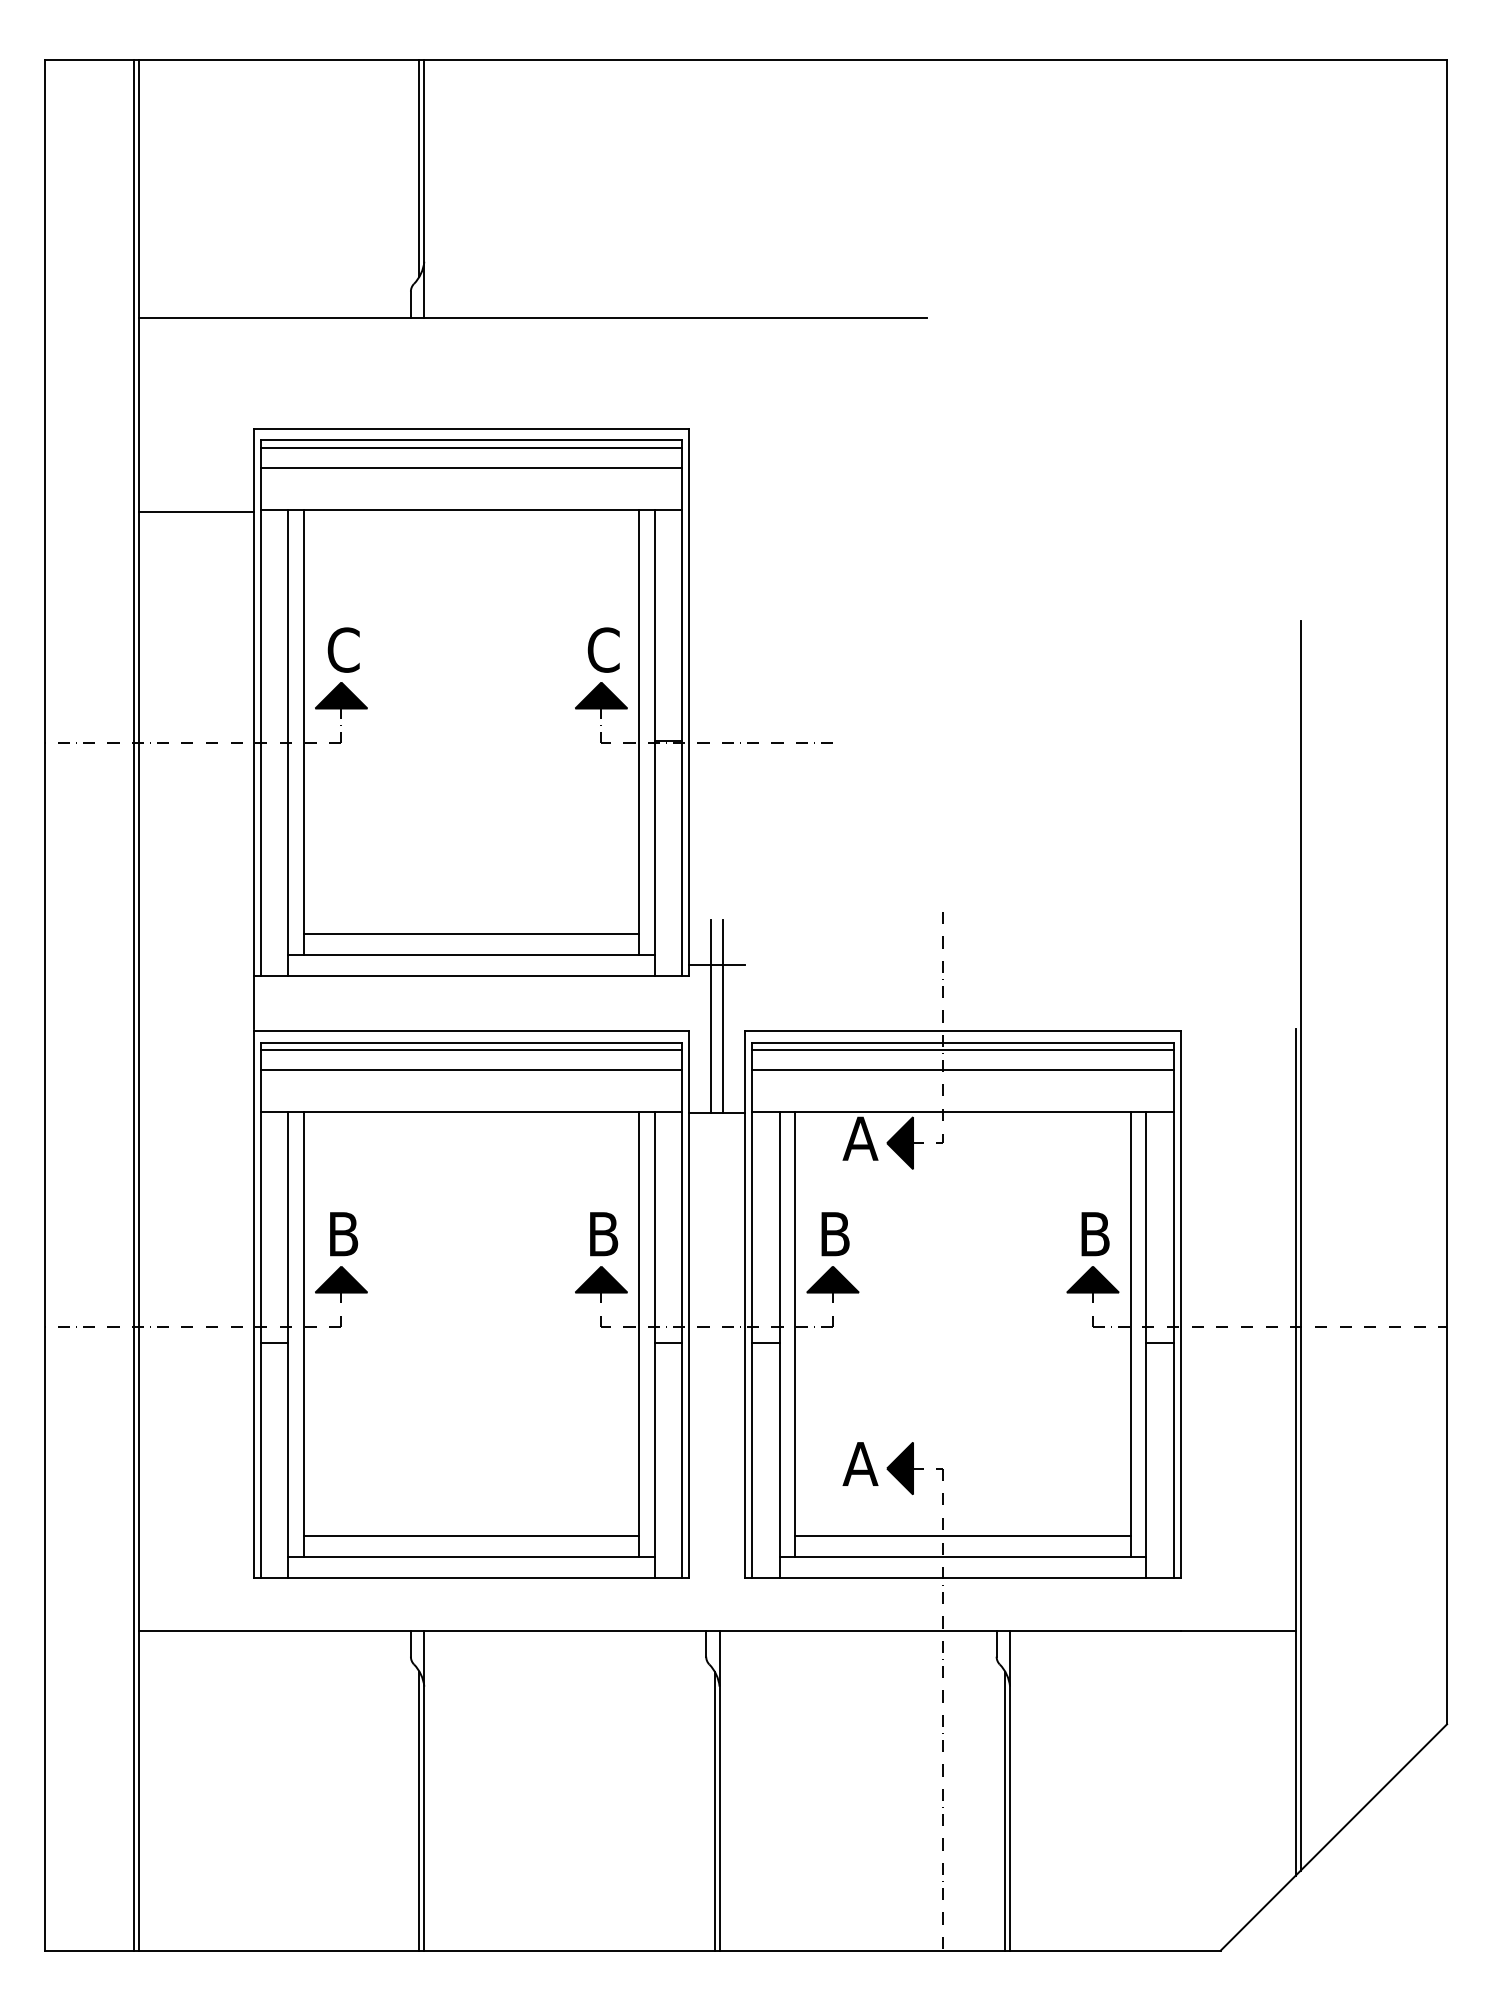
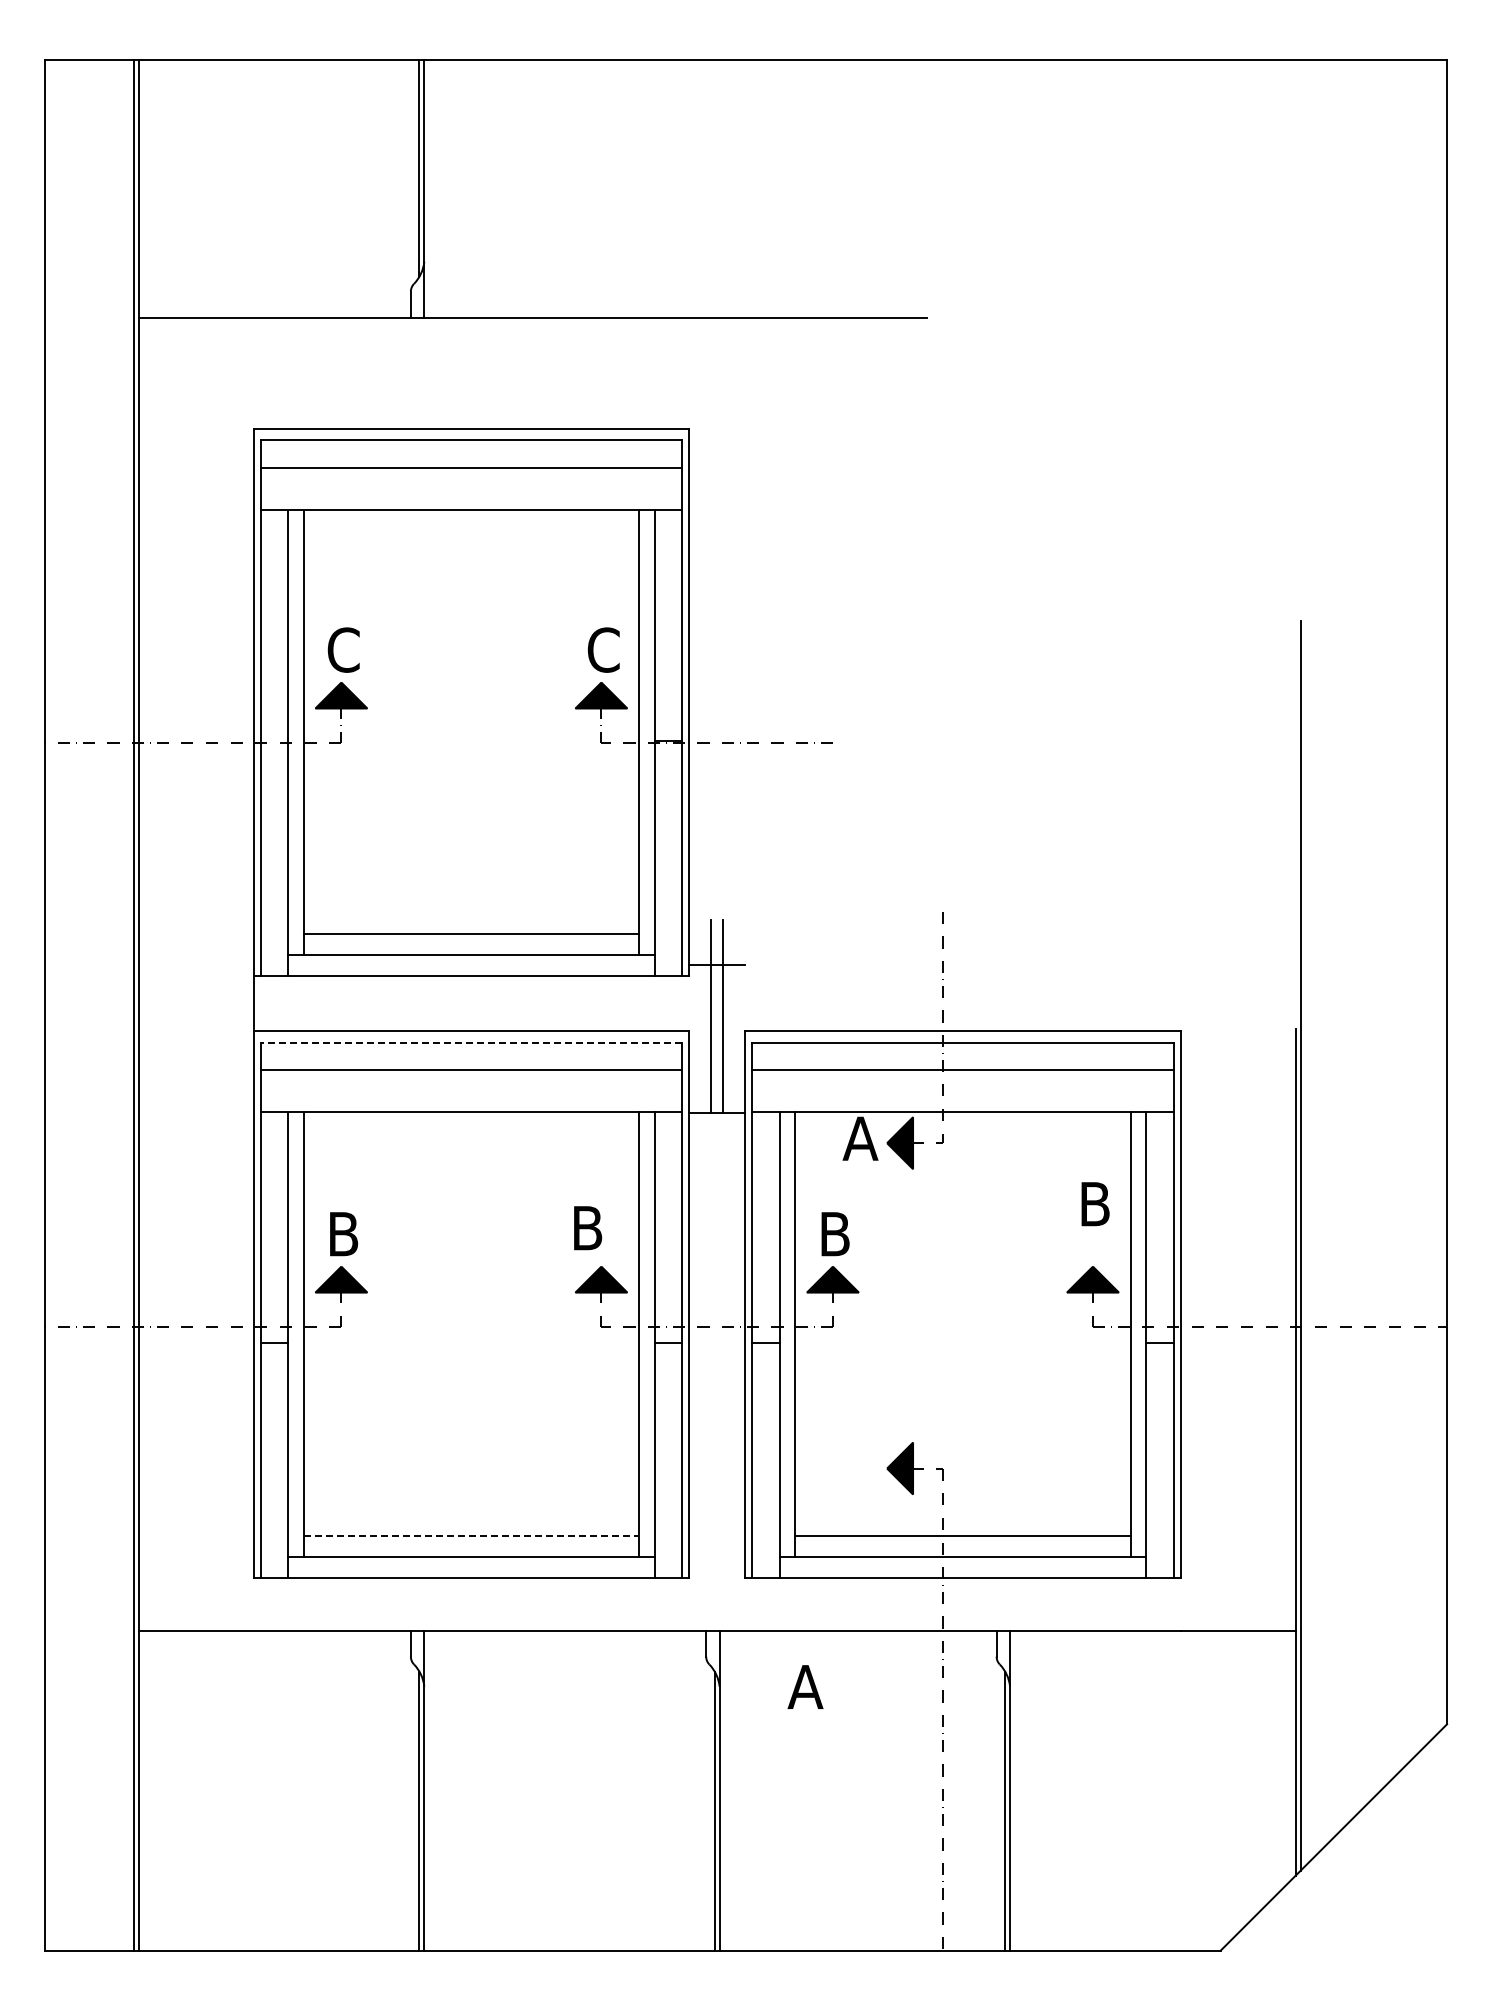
line: present -> none (471, 448)
line: present -> none (195, 511)
line: solid -> dashed (471, 1042)
line: present -> none (471, 1050)
line: present -> none (962, 1050)
text position: (604, 1234) -> (588, 1228) (588, 1228)
text position: (1095, 1234) -> (1095, 1204) (1095, 1204)
text position: (860, 1463) -> (805, 1686) (805, 1686)
line: solid -> dashed (471, 1536)
